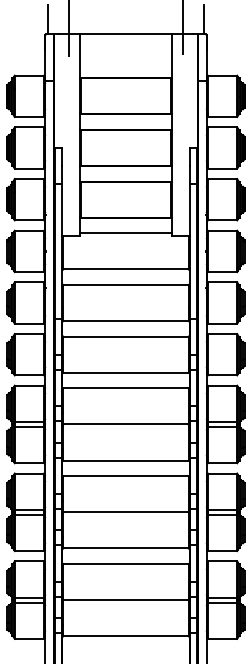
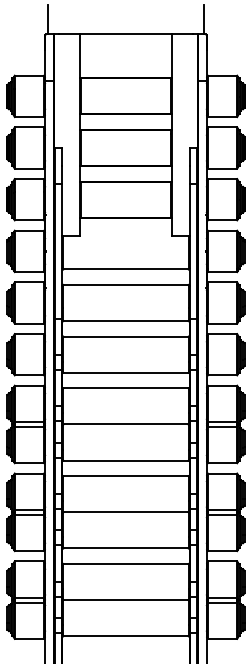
line: present -> none (182, 28)
line: present -> none (69, 29)
line: present -> none (125, 233)
